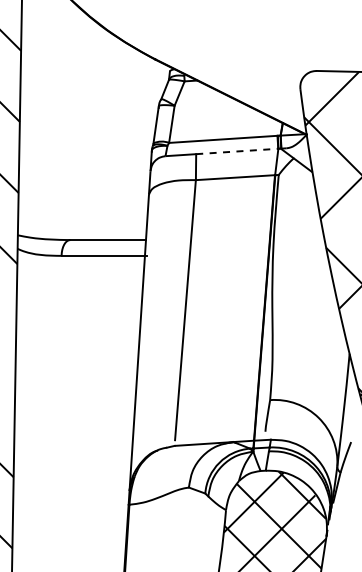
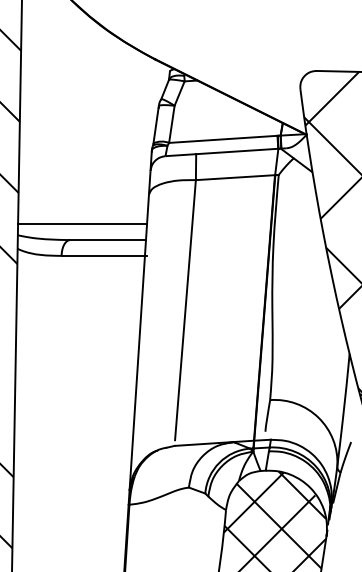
line: dashed -> solid (237, 151)
line: none -> present (82, 224)
